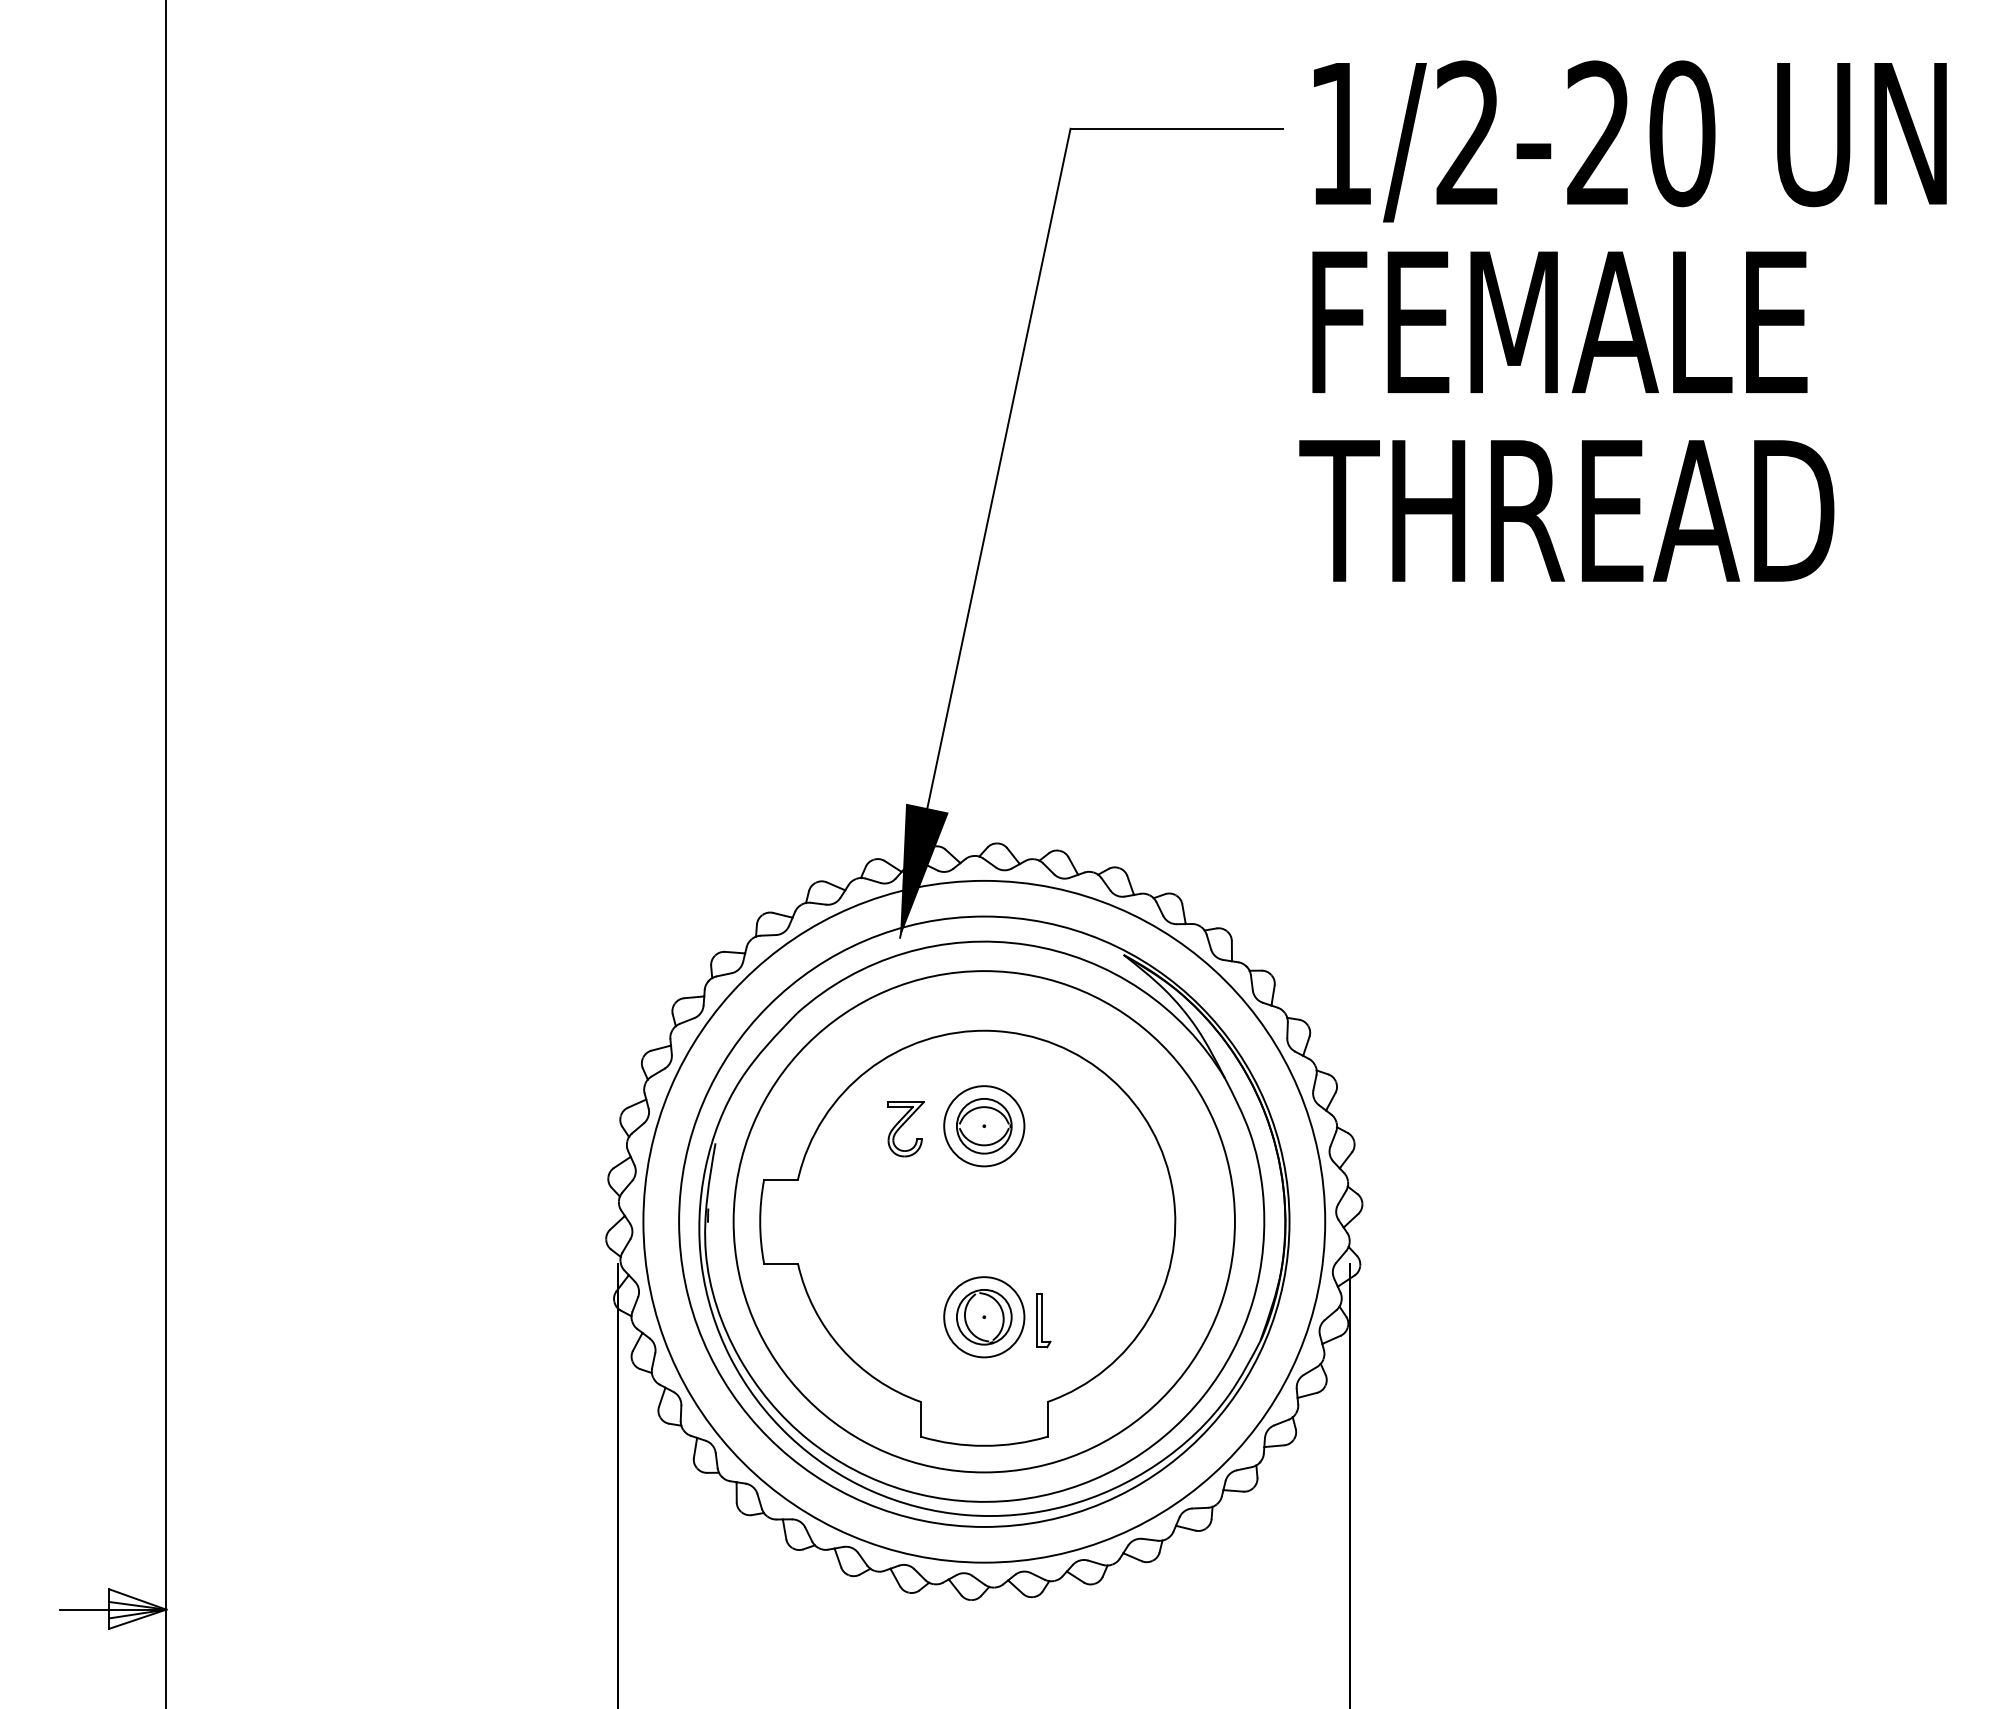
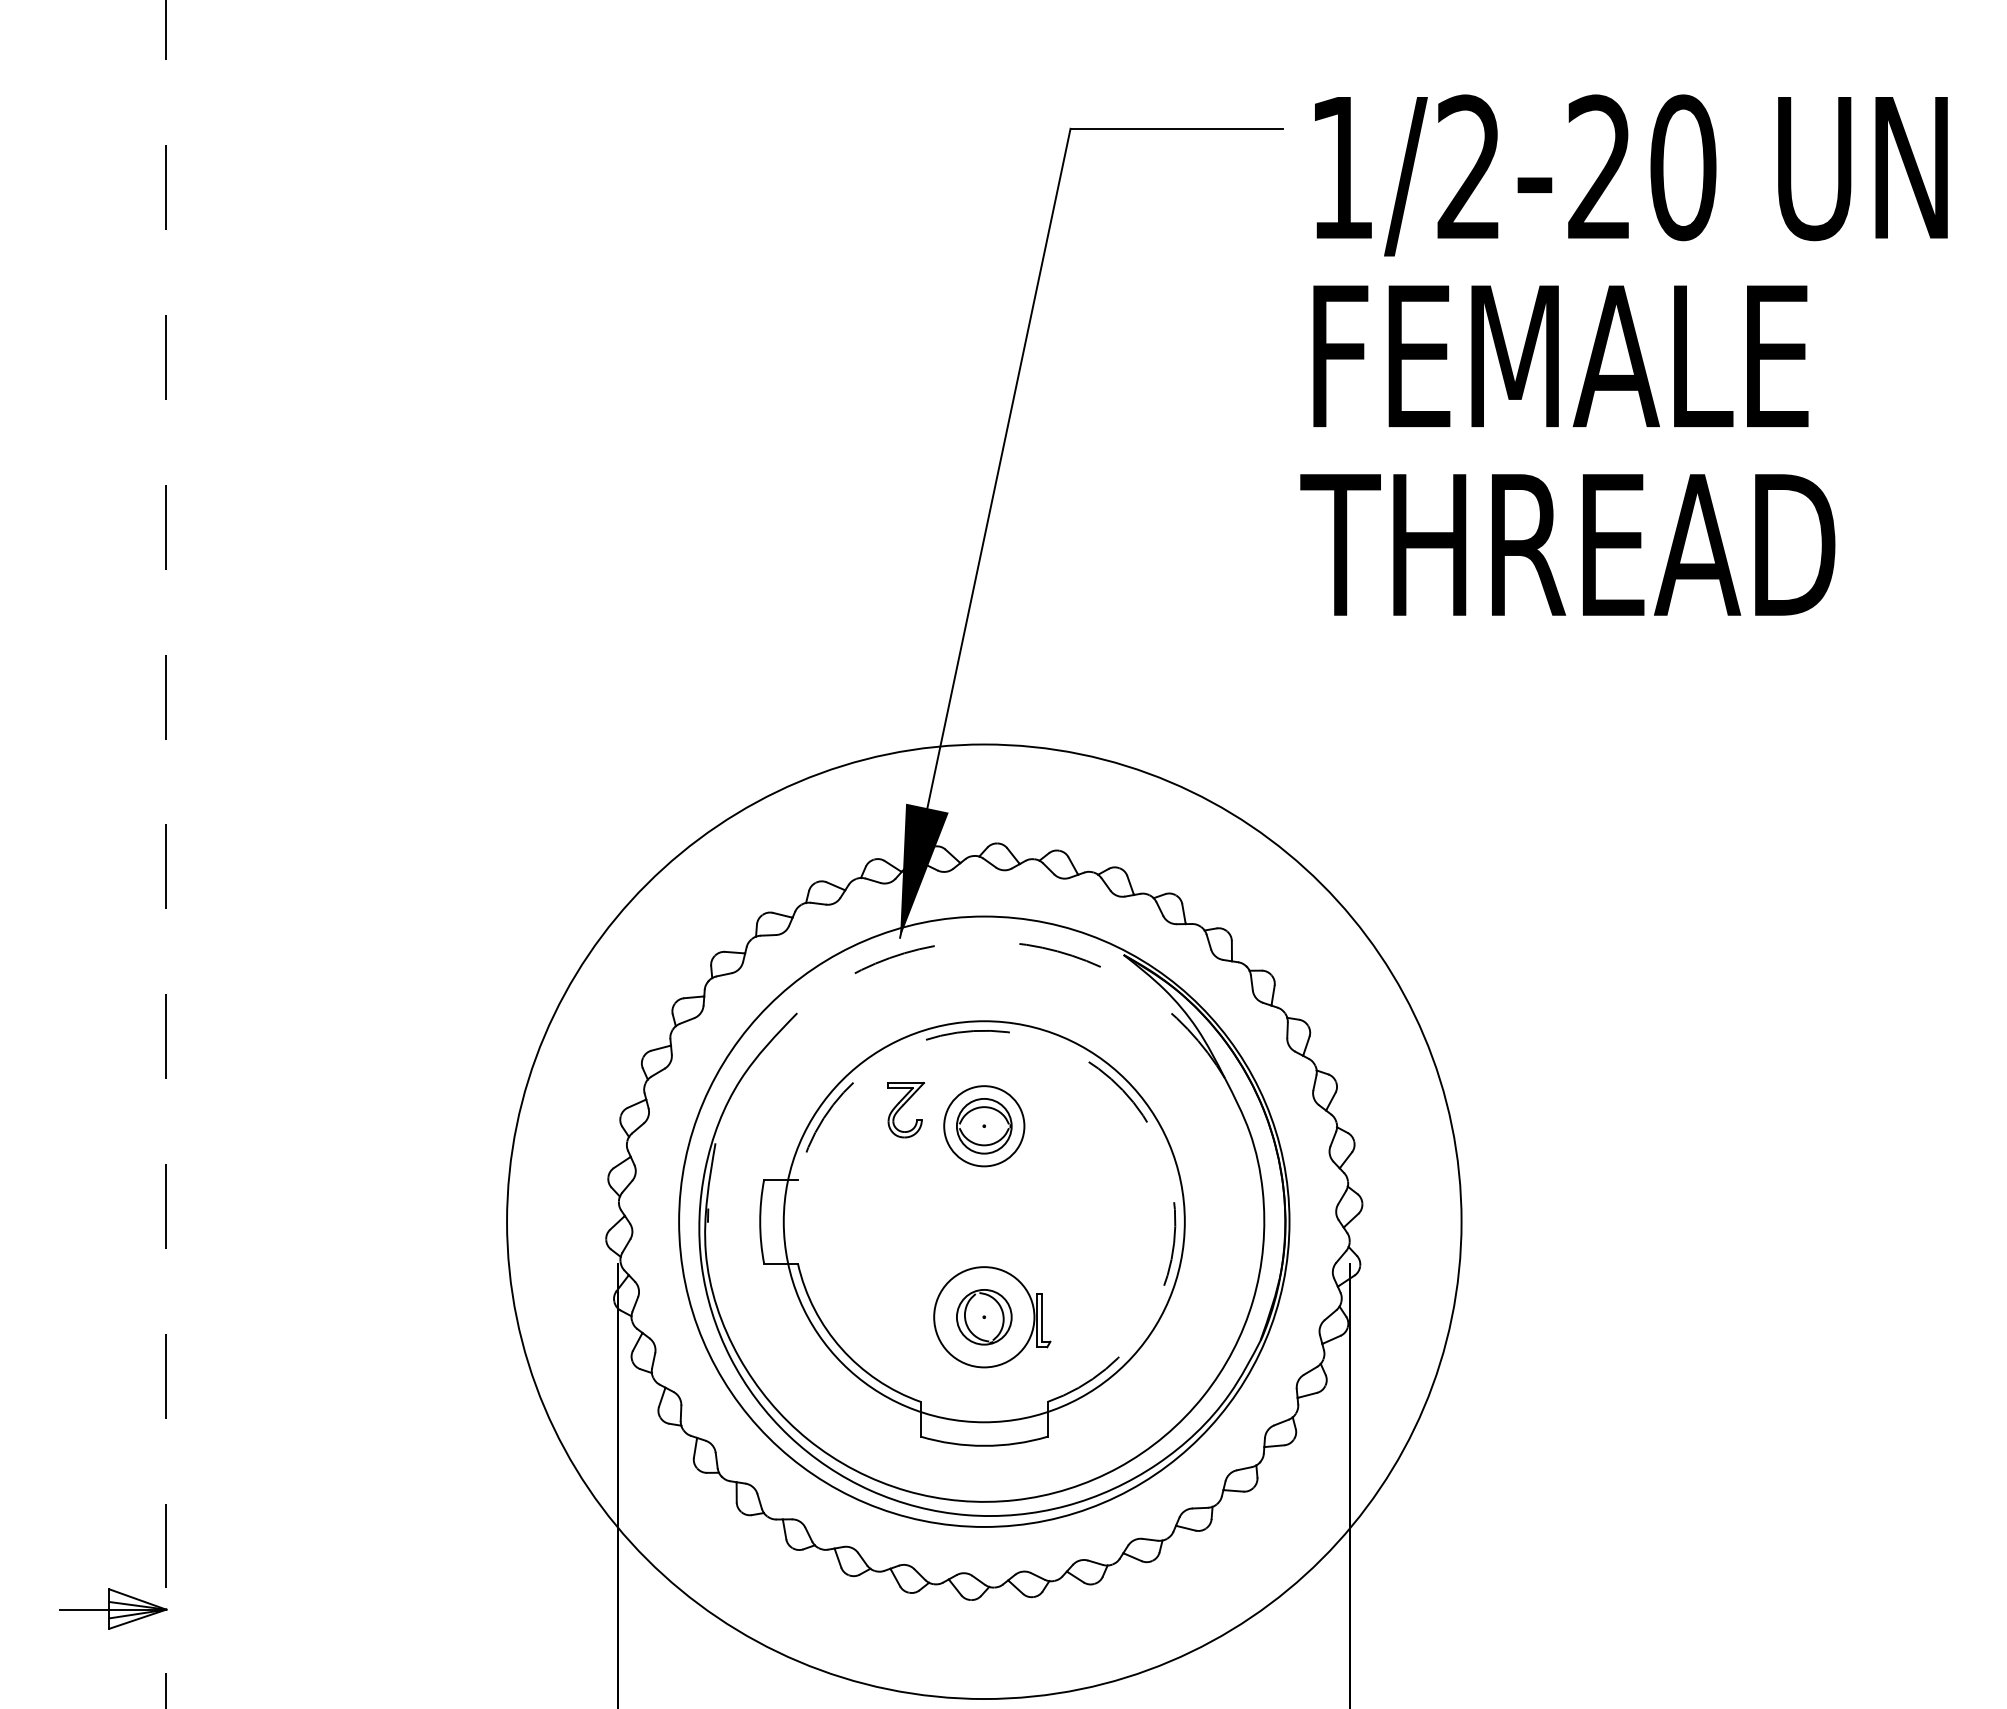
text position: (1622, 320) -> (1623, 354) (1623, 354)
line: solid -> dashed (166, 854)
arc: solid -> dashed (1026, 944)
arc: solid -> dashed (1111, 1078)
part position: (905, 1129) -> (905, 1110) (905, 1110)
circle diameter: 501 px -> 401 px (983, 1221)
circle diameter: 682 px -> 955 px (984, 1221)
circle diameter: 80 px -> 100 px (984, 1317)
